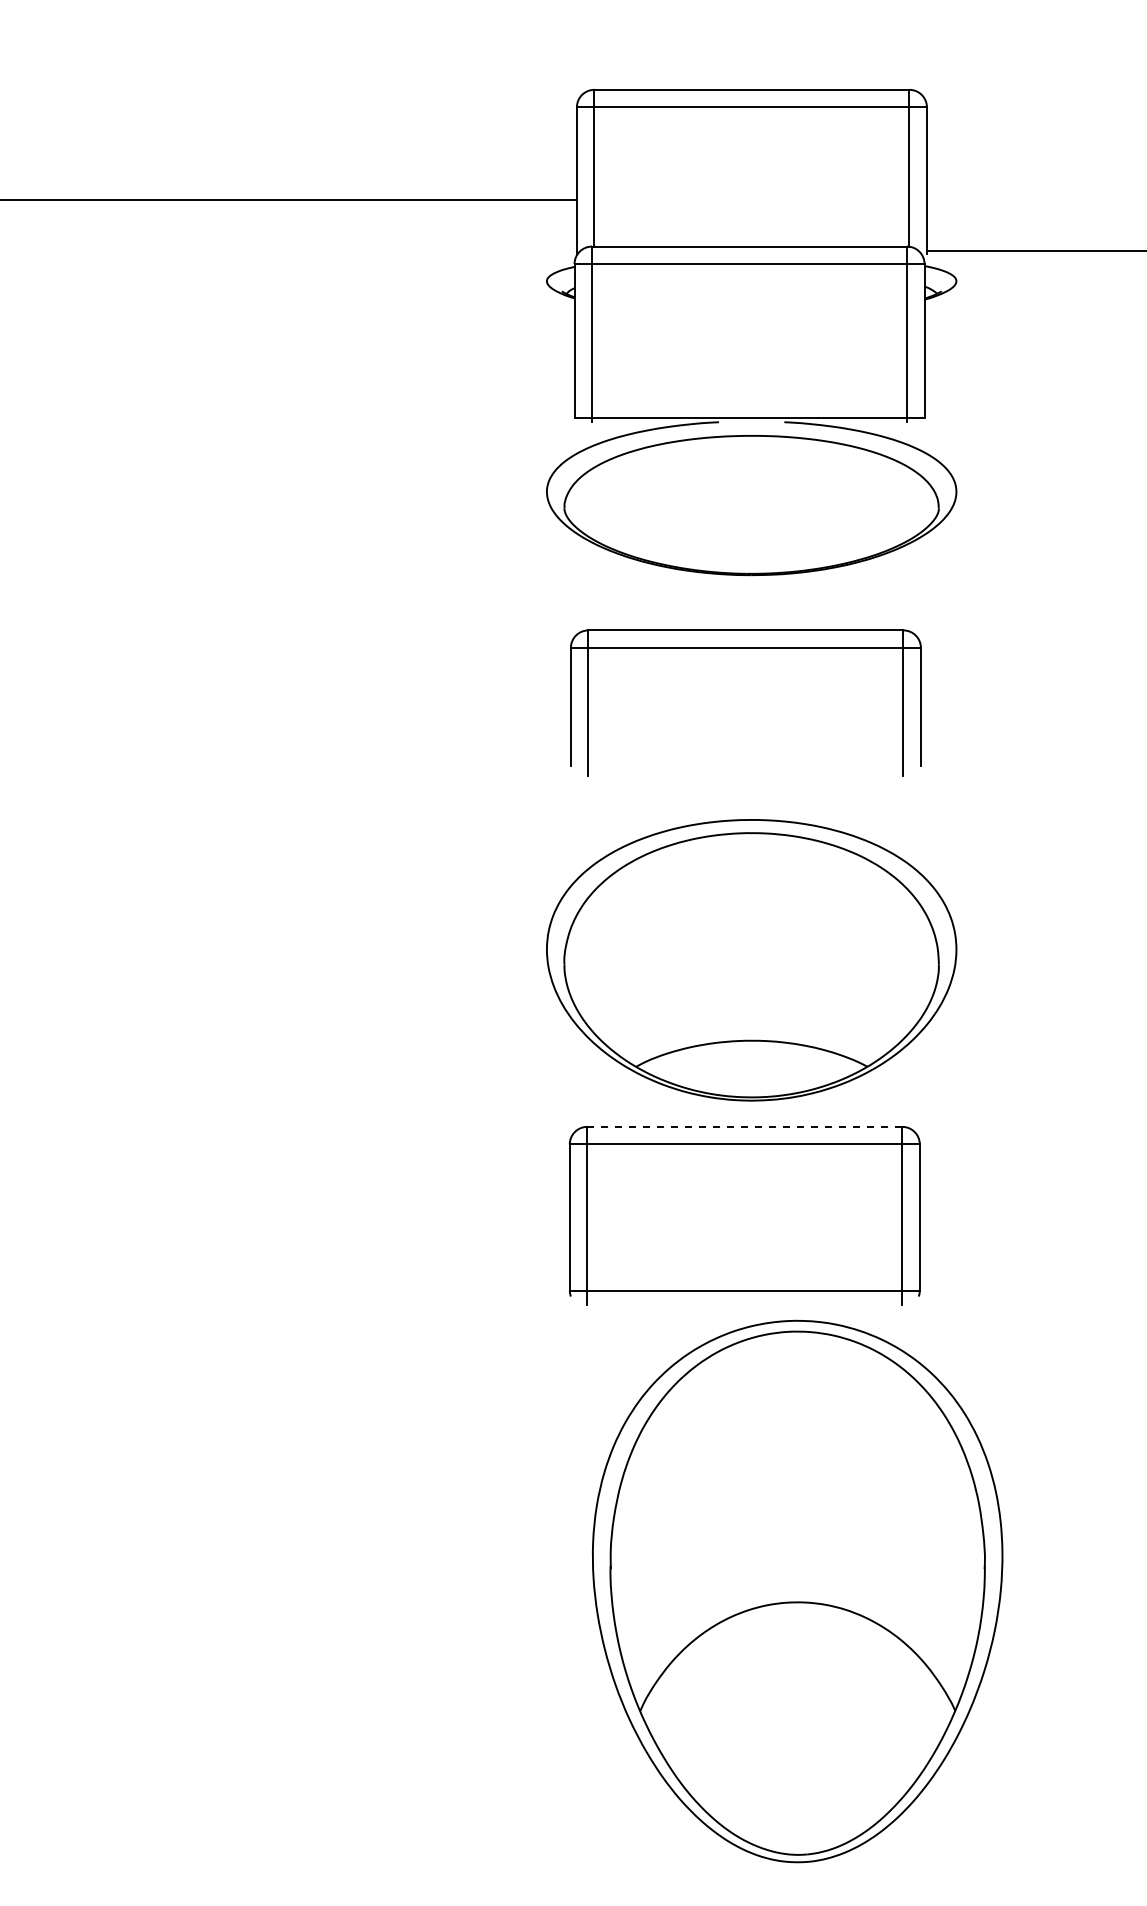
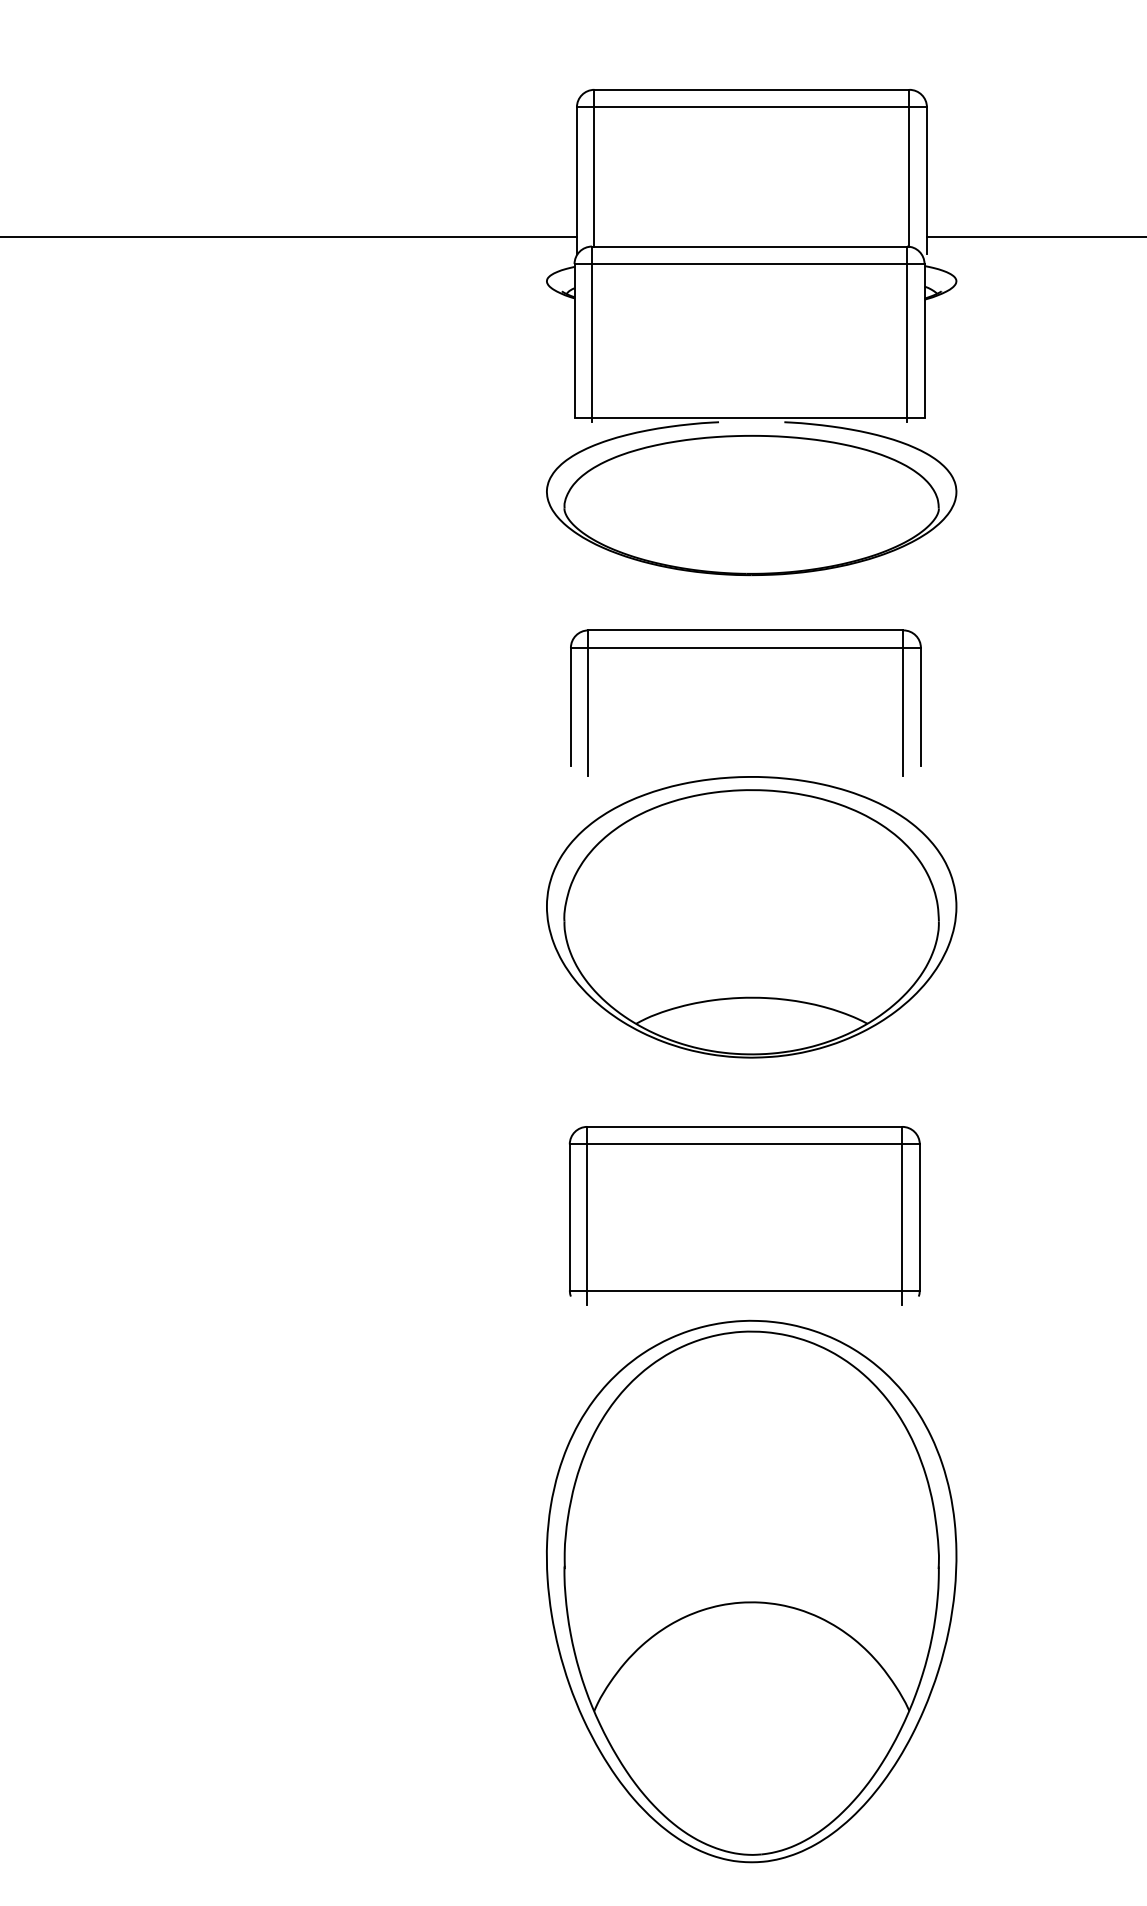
line position: (289, 199) -> (289, 236) (289, 236)
line position: (1034, 250) -> (1034, 236) (1034, 236)
part position: (751, 960) -> (751, 917) (751, 917)
line: dashed -> solid (744, 1126)
part position: (797, 1591) -> (751, 1591) (751, 1591)
